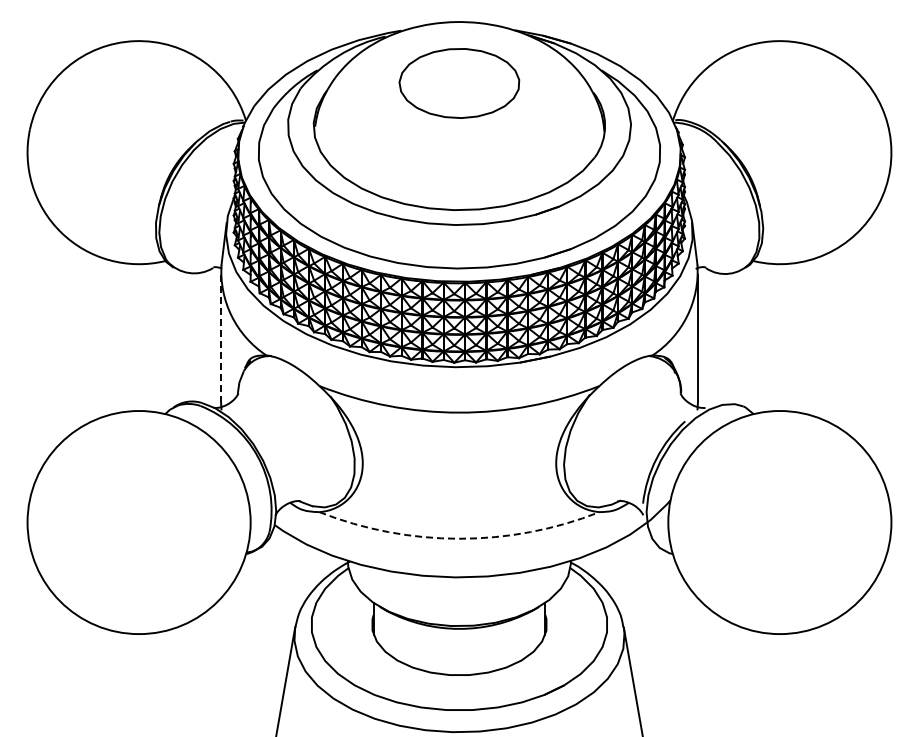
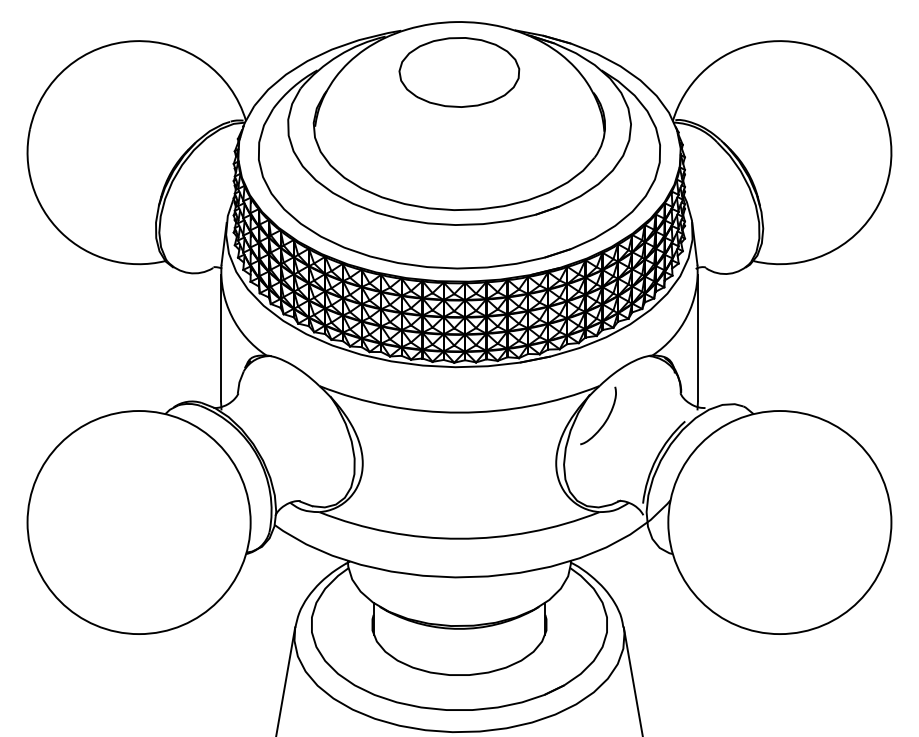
part position: (459, 83) -> (459, 72) (459, 72)
line: dashed -> solid (220, 338)
curve: none -> present (604, 421)
arc: dashed -> solid (459, 538)
